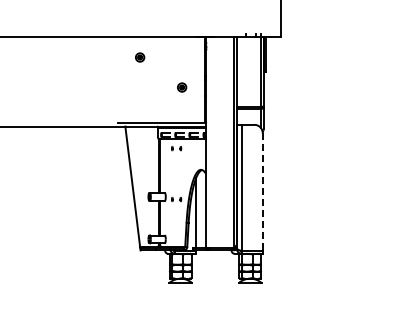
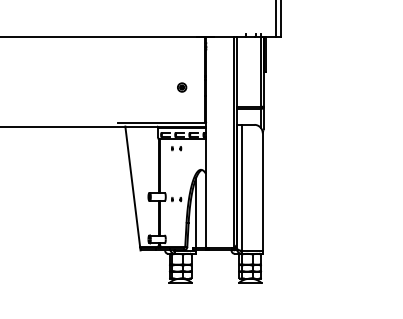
line: none -> present (276, 19)
part: present -> none (140, 57)
line: dashed -> solid (262, 192)
